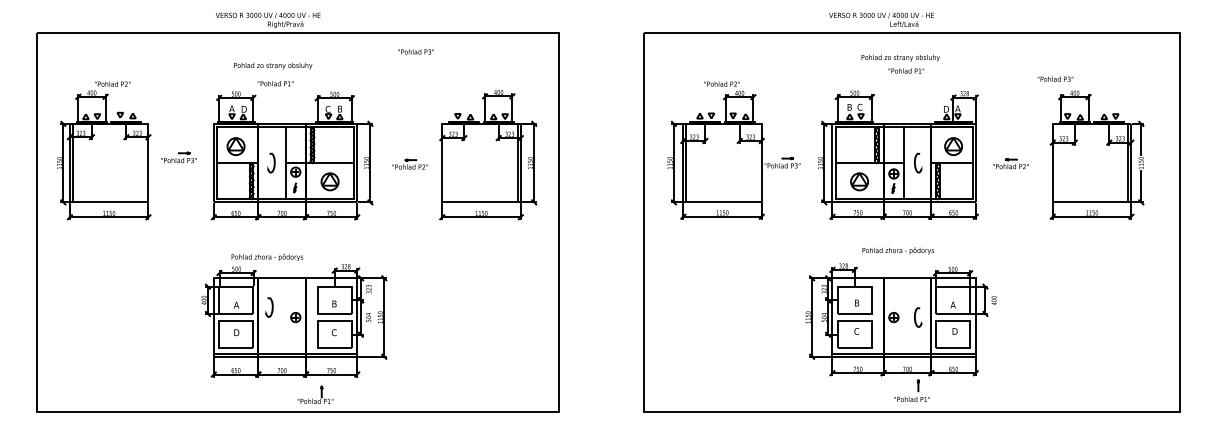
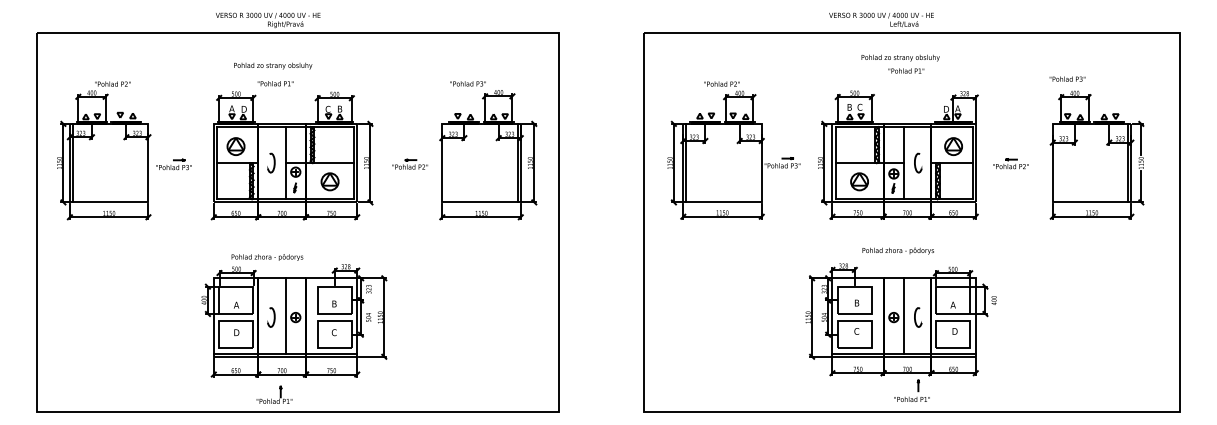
text position: (415, 51) -> (467, 83) (467, 83)
text position: (1055, 78) -> (1067, 78) (1067, 78)
part position: (178, 157) -> (173, 164) (173, 164)
part position: (269, 307) -> (271, 317) (271, 317)
line: none -> present (285, 315)
line: none -> present (904, 315)
part position: (315, 394) -> (274, 394) (274, 394)
